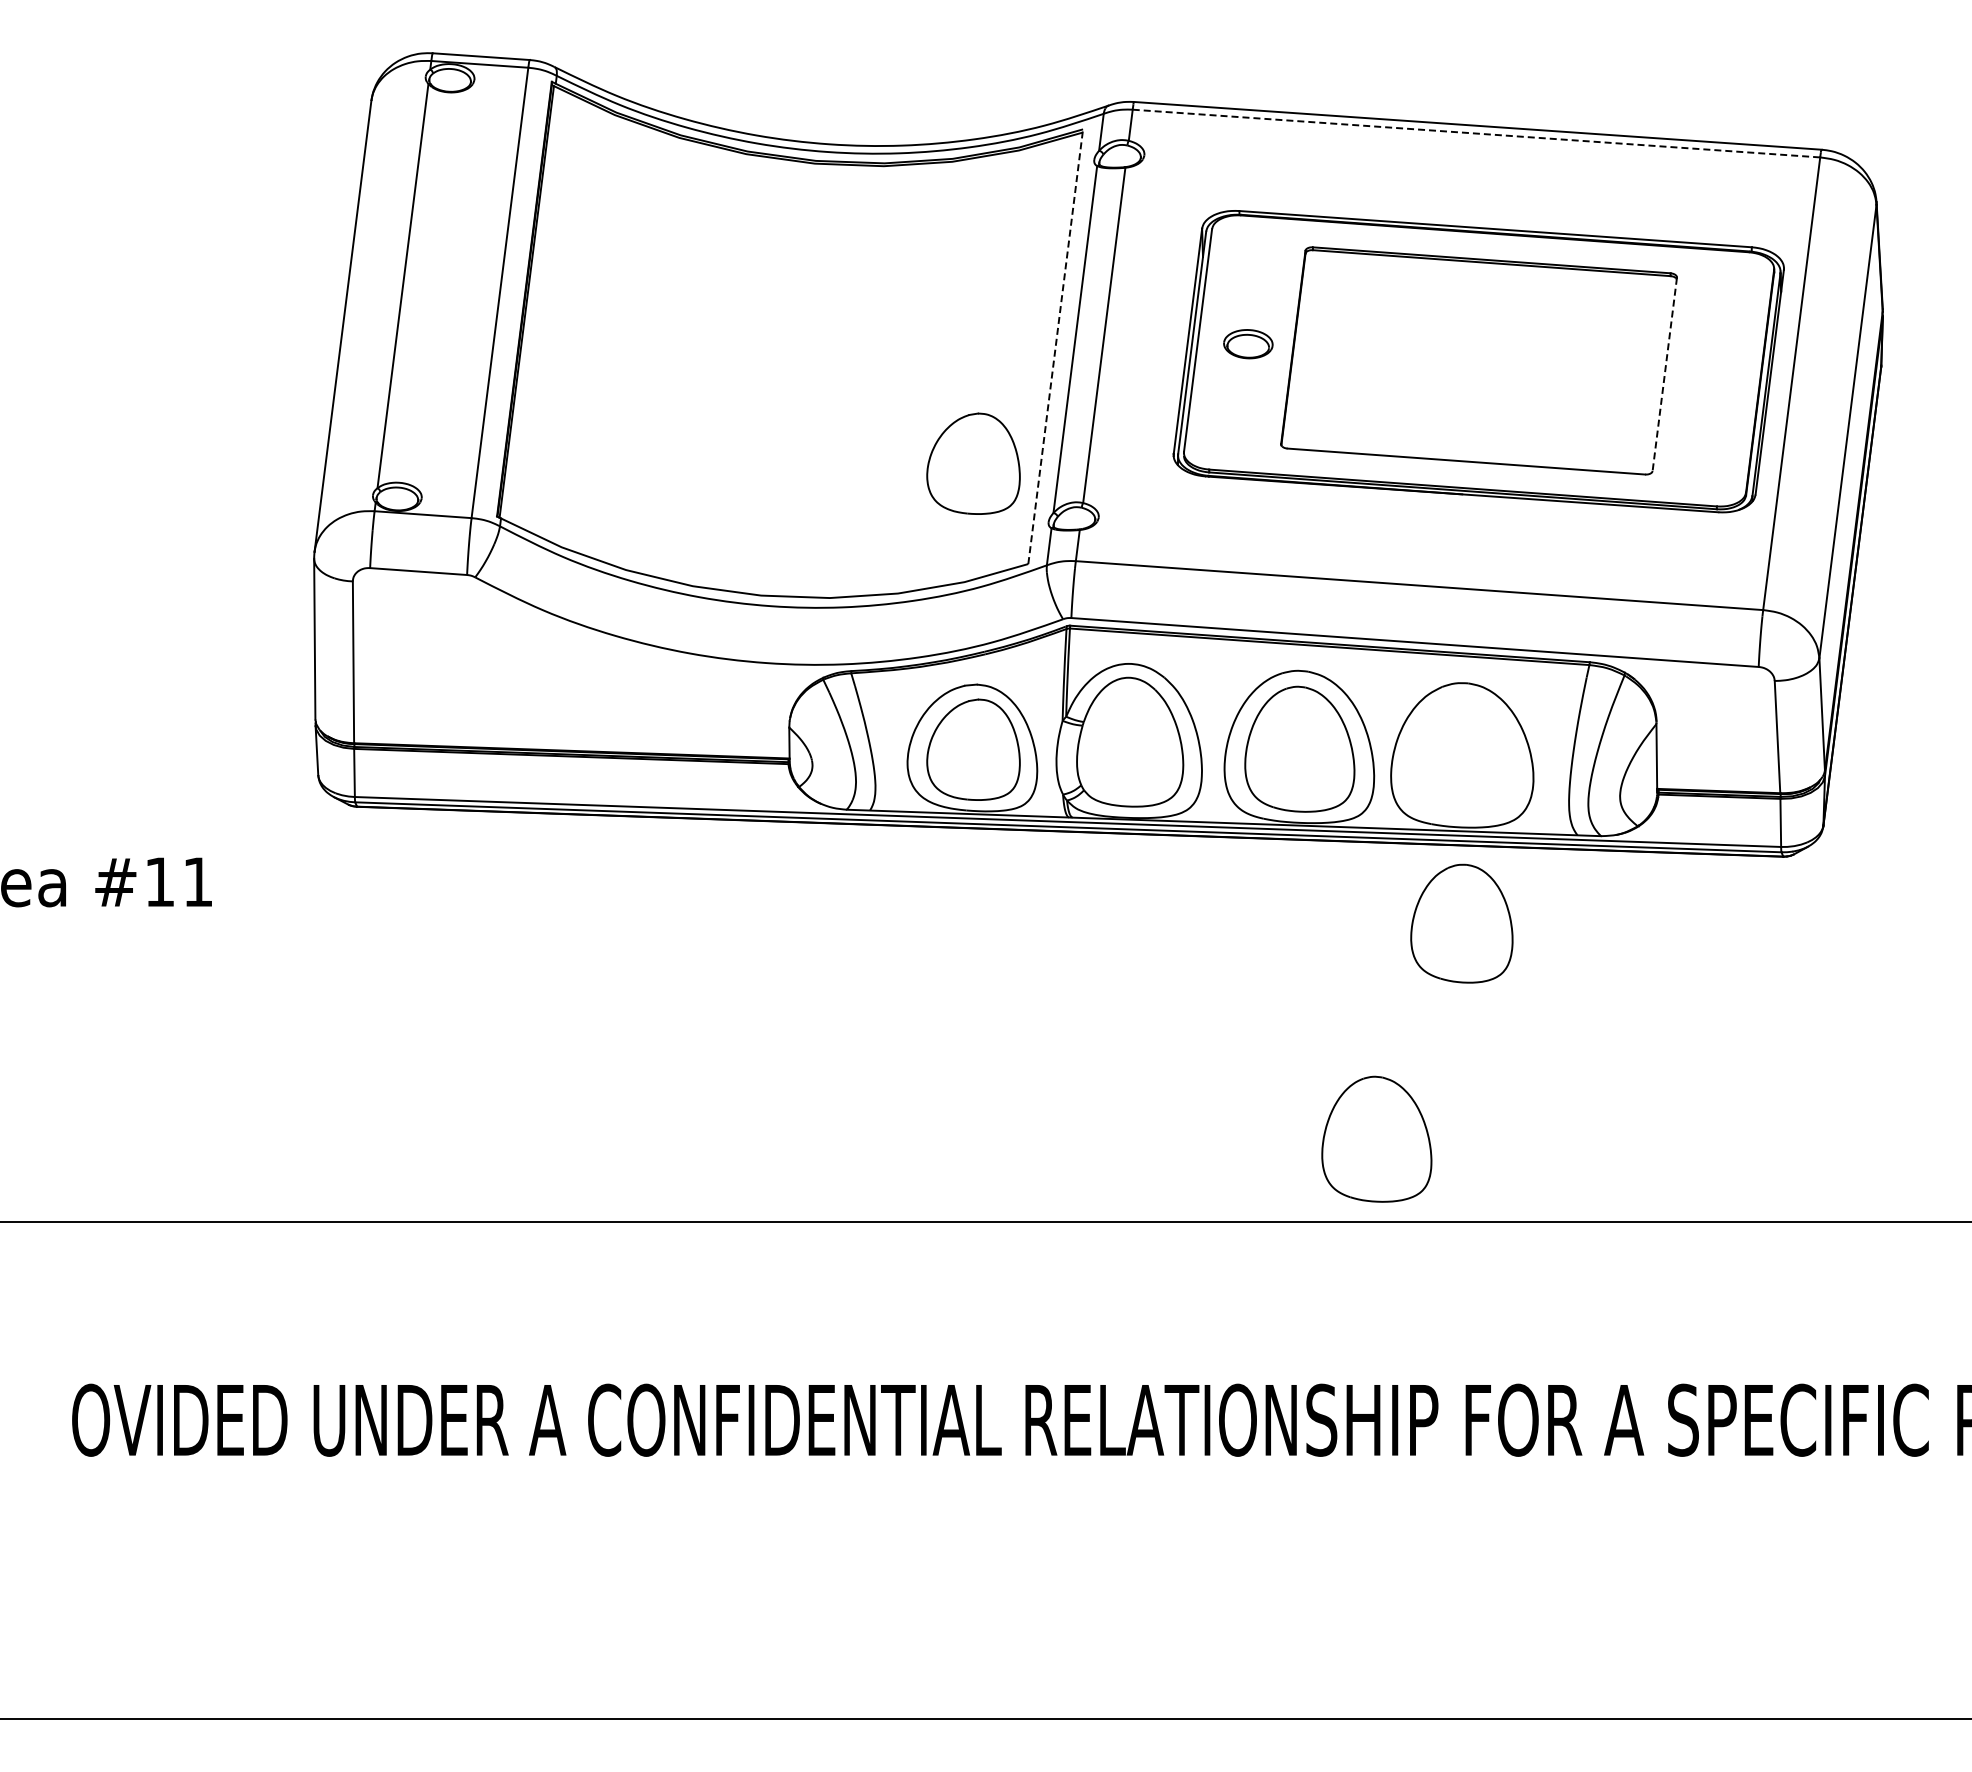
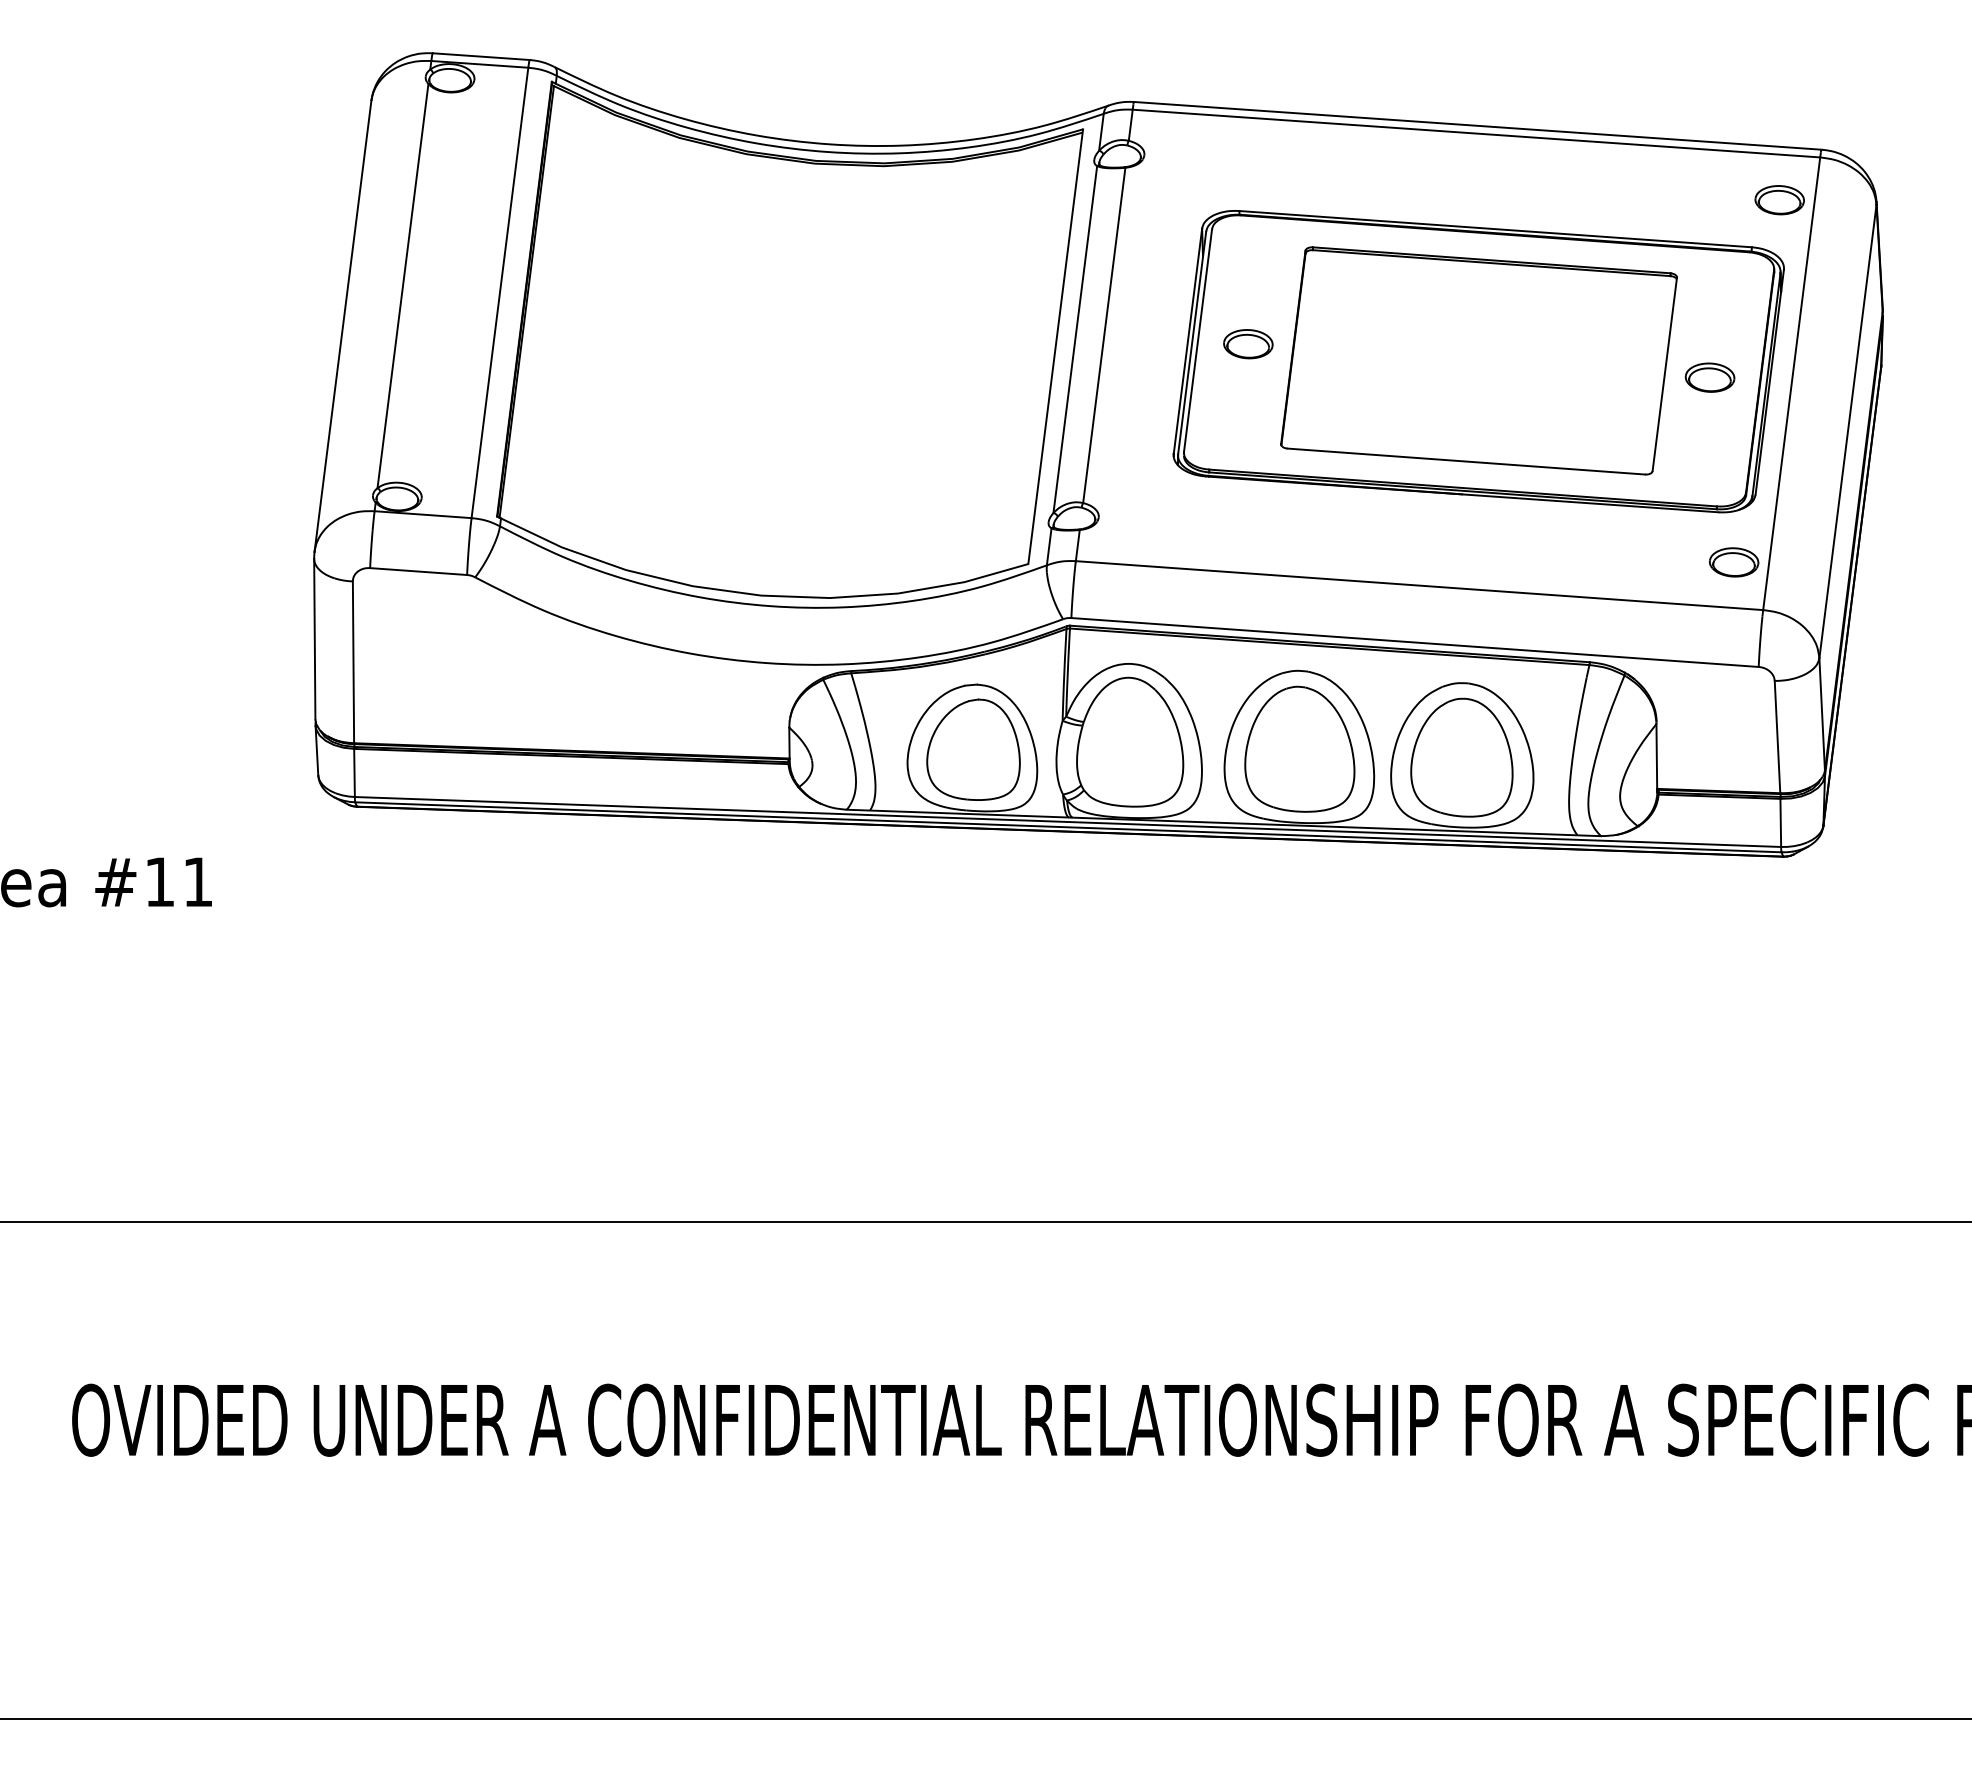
line: dashed -> solid (1476, 133)
part: none -> present (1779, 200)
line: dashed -> solid (1055, 346)
line: dashed -> solid (1664, 374)
part: none -> present (1709, 377)
part: present -> none (973, 463)
part: none -> present (1734, 562)
part position: (1461, 923) -> (1461, 757) (1461, 757)
part: present -> none (1376, 1138)
